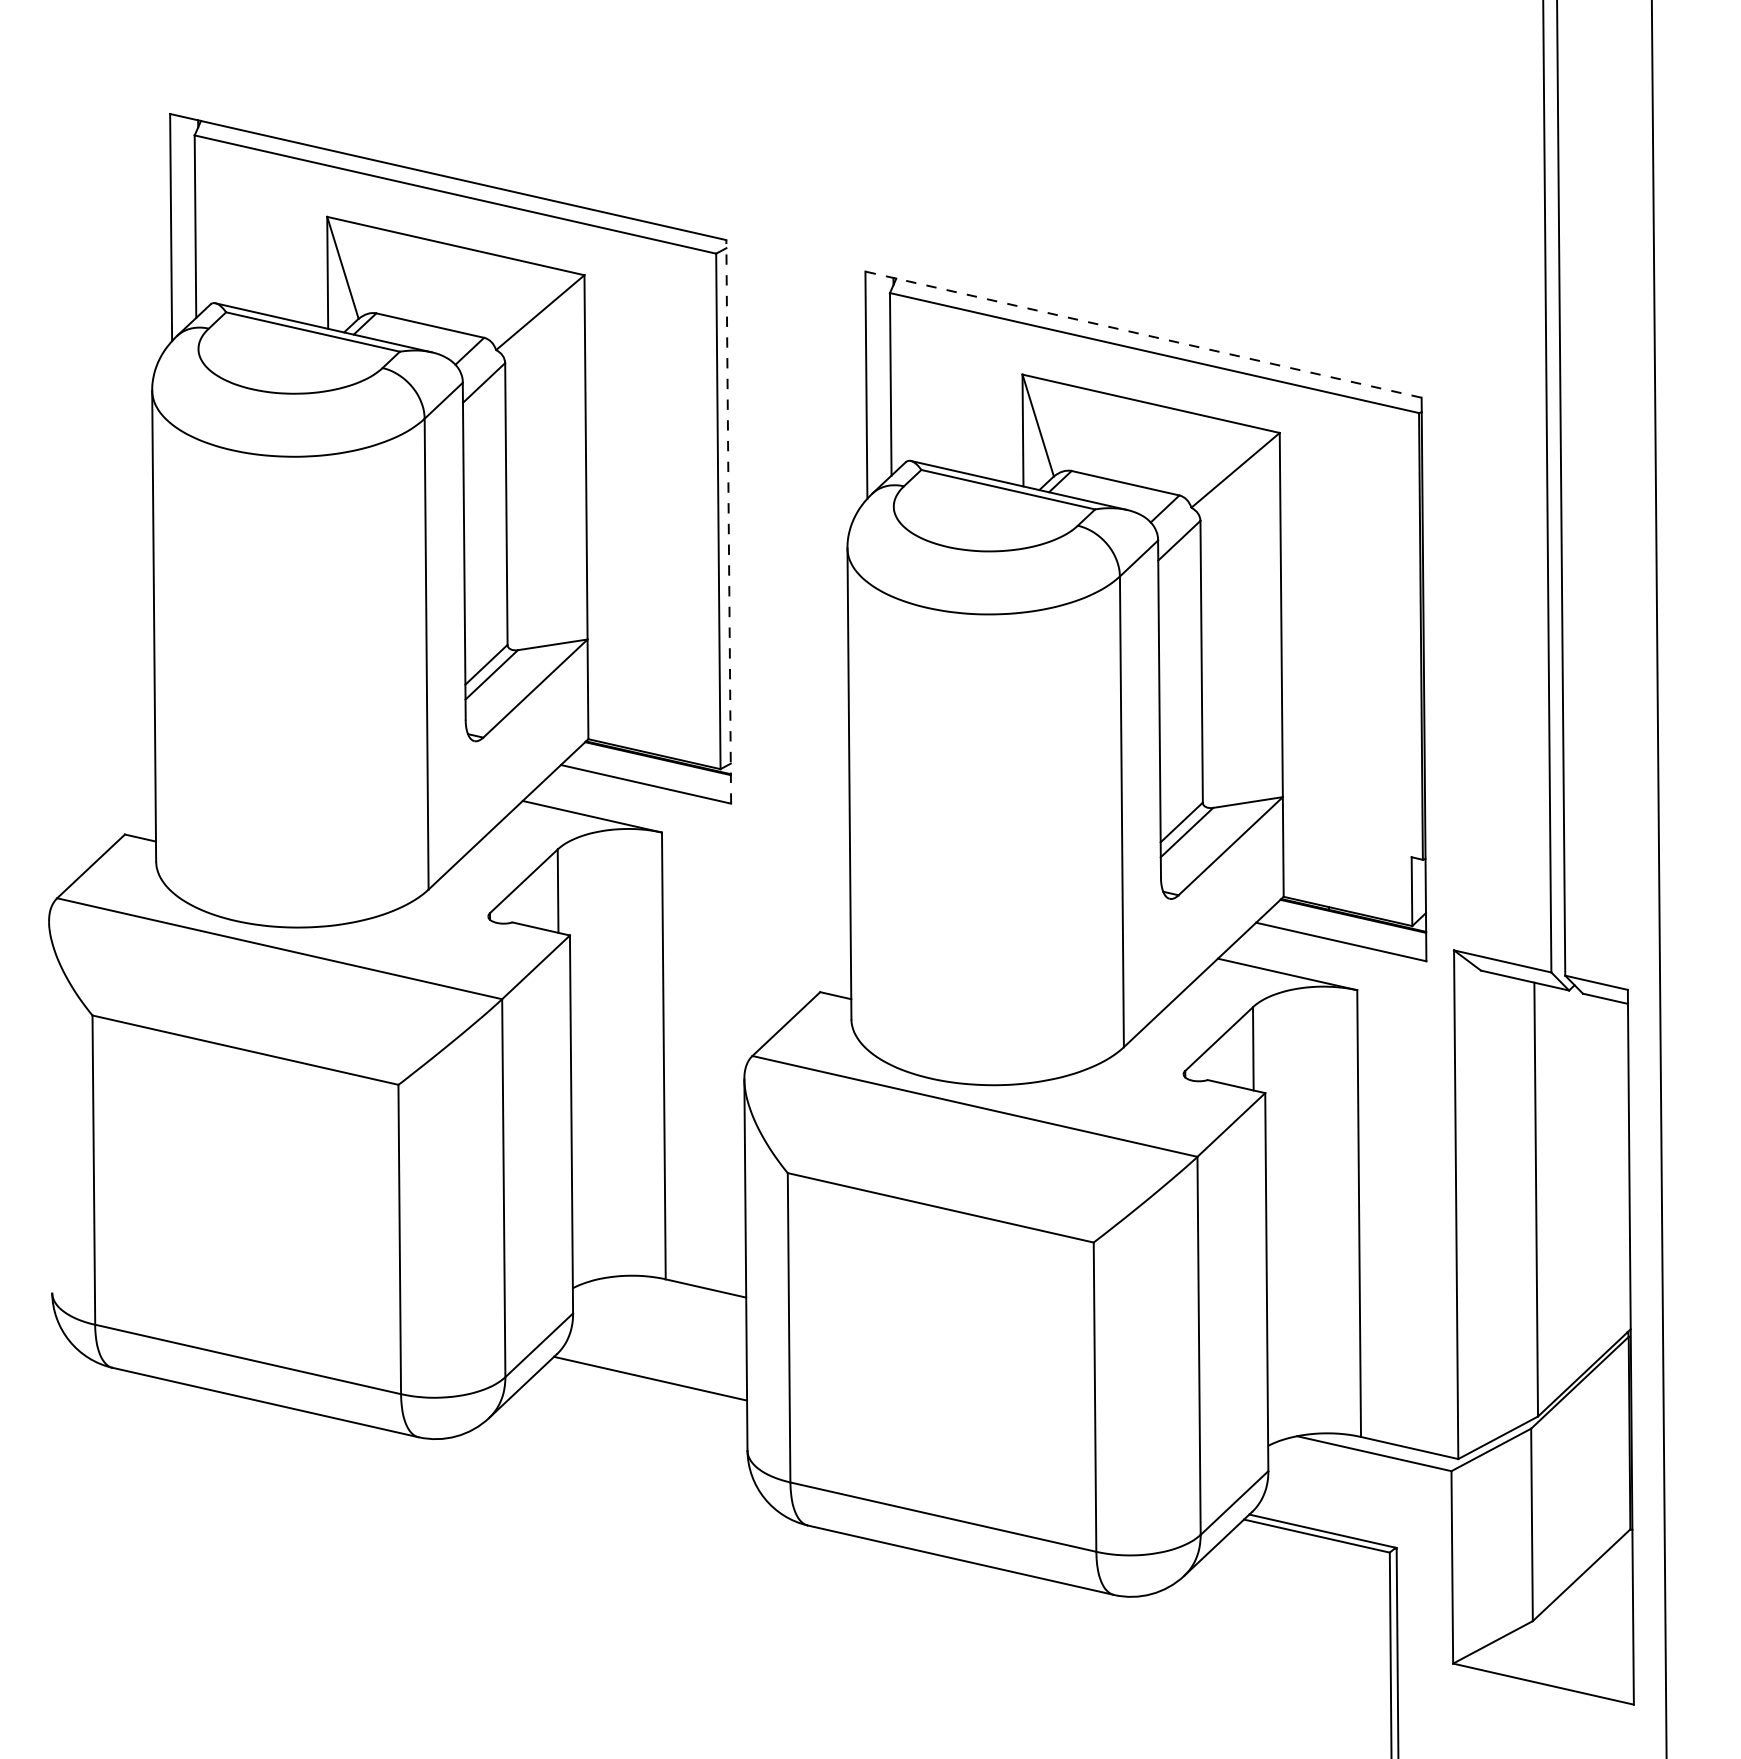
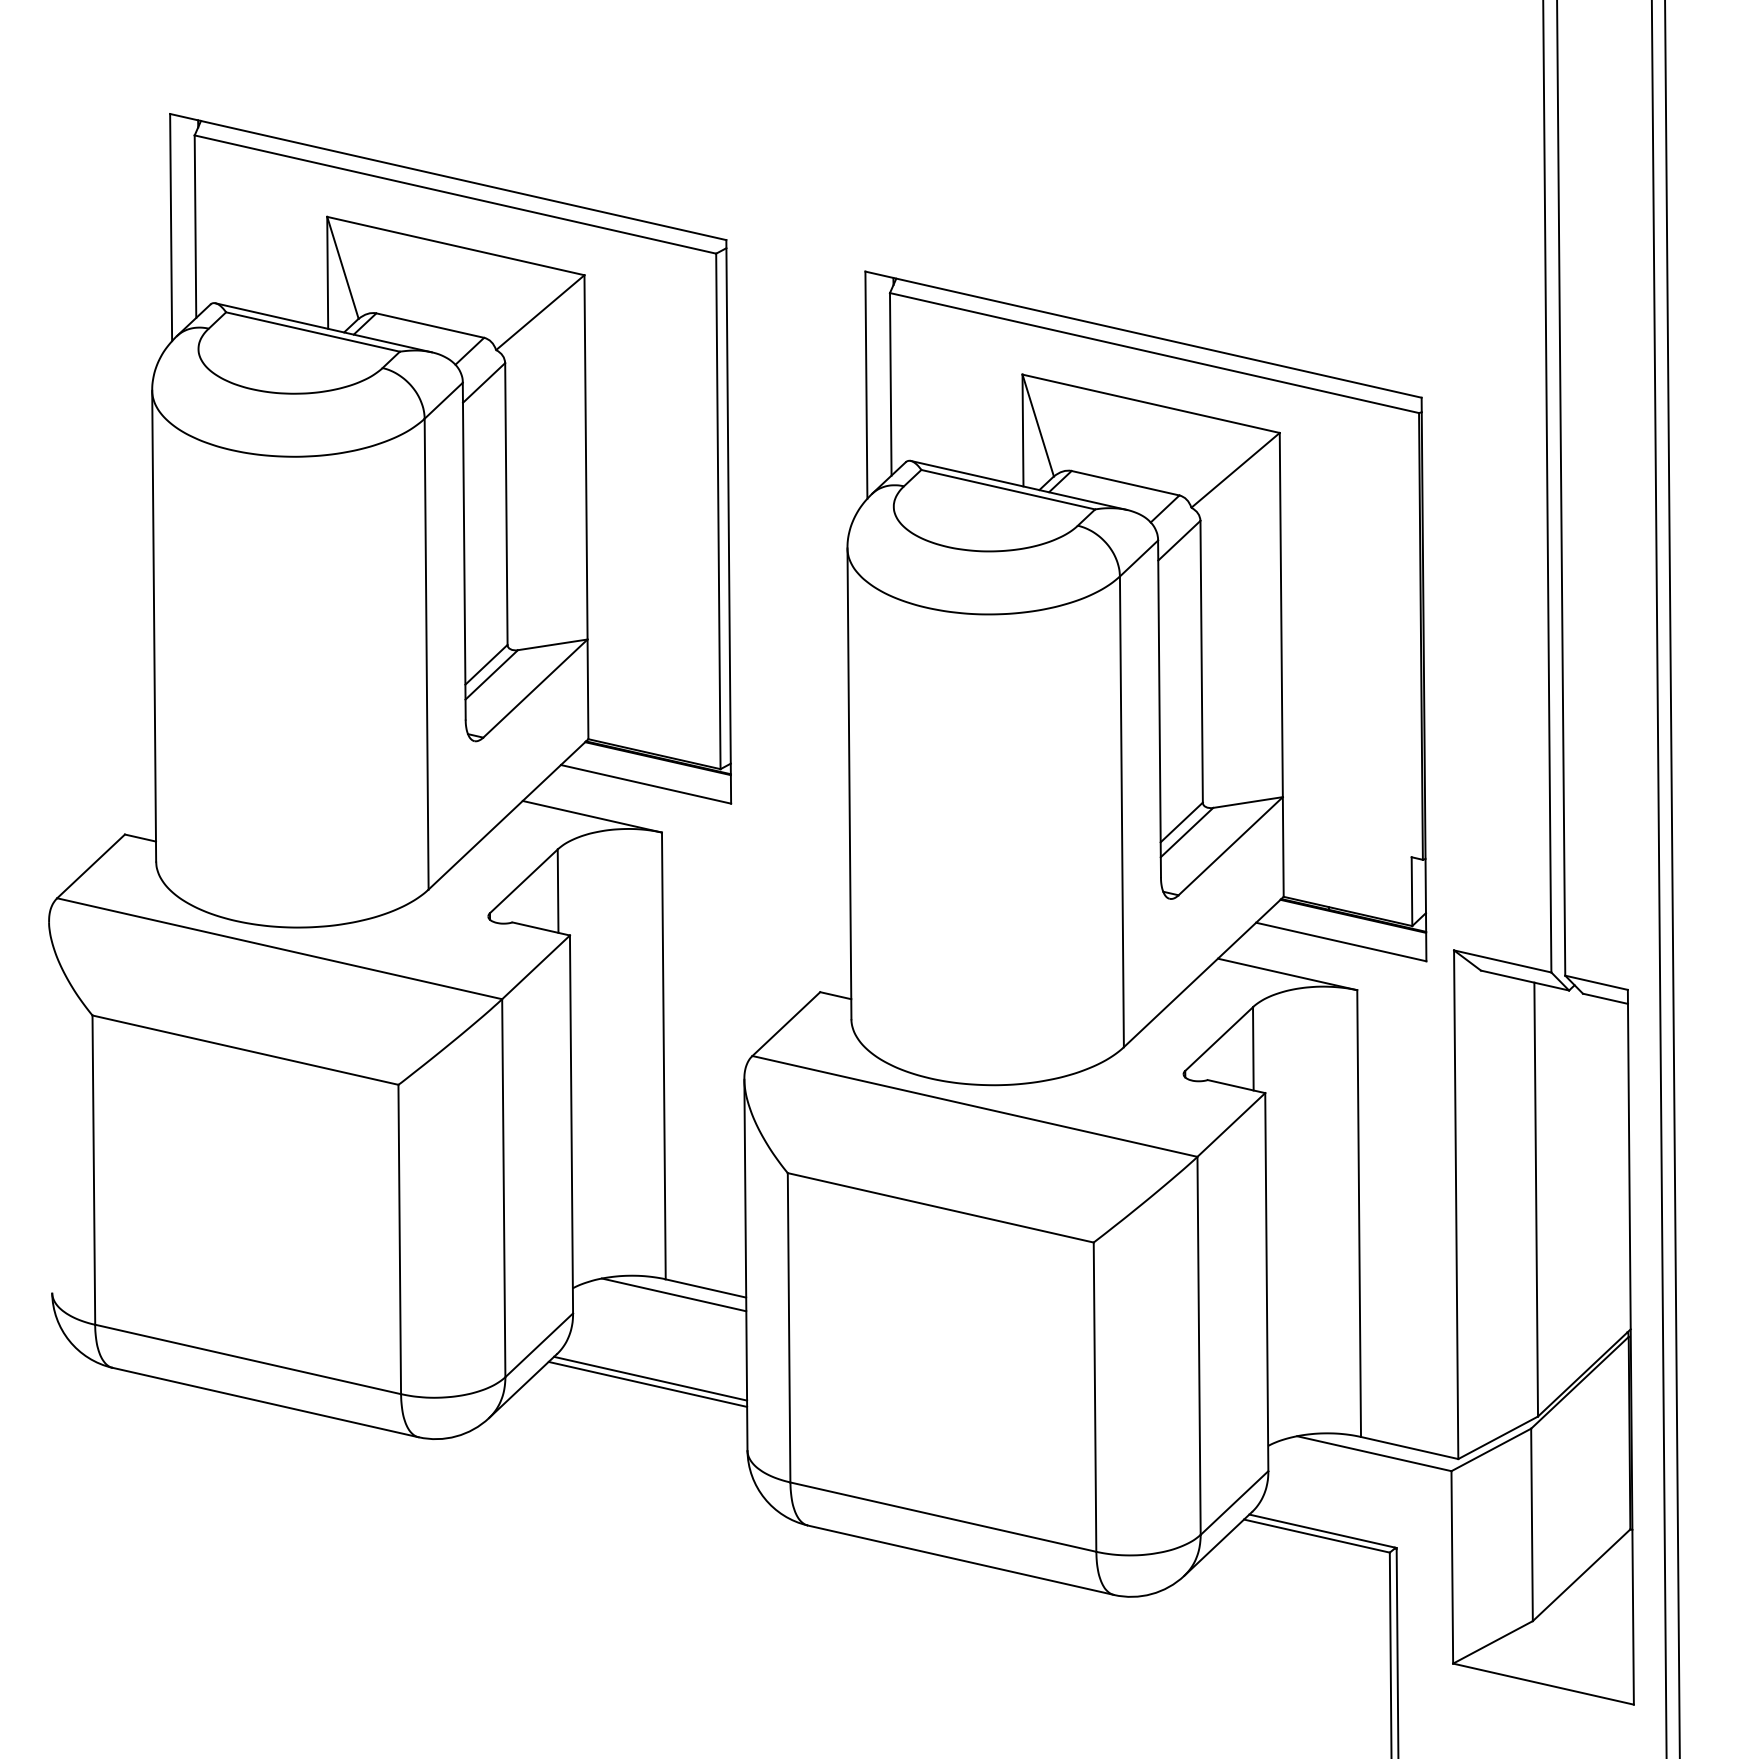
line: dashed -> solid (1143, 334)
line: dashed -> solid (728, 521)
line: none -> present (1672, 878)
line: none -> present (673, 1294)
line: none -> present (647, 1383)
